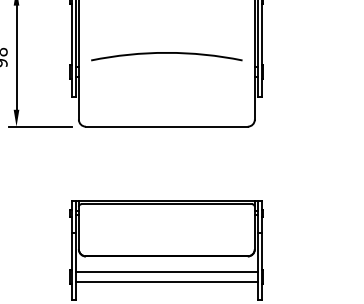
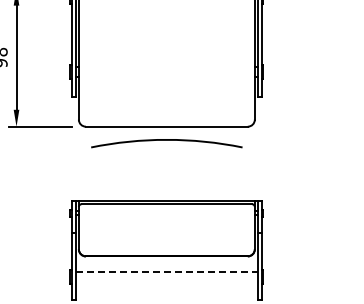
arc position: (166, 53) -> (166, 140) (166, 140)
line: solid -> dashed (166, 272)
line: present -> none (166, 281)
